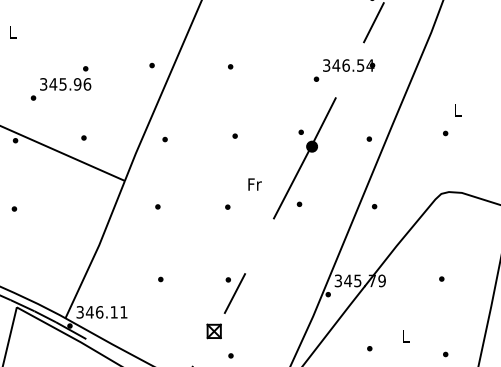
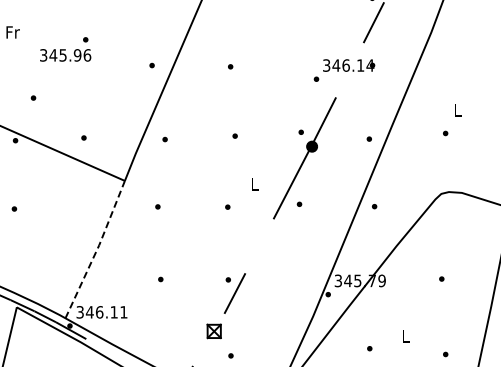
text: L -> Fr (12, 32)
text: 346.54 -> 346.14 (360, 65)
text position: (65, 78) -> (65, 49) (65, 49)
text: Fr -> L (254, 184)
line: solid -> dashed (97, 249)
